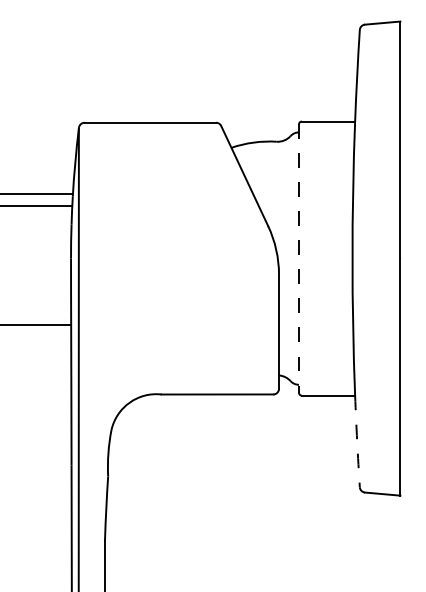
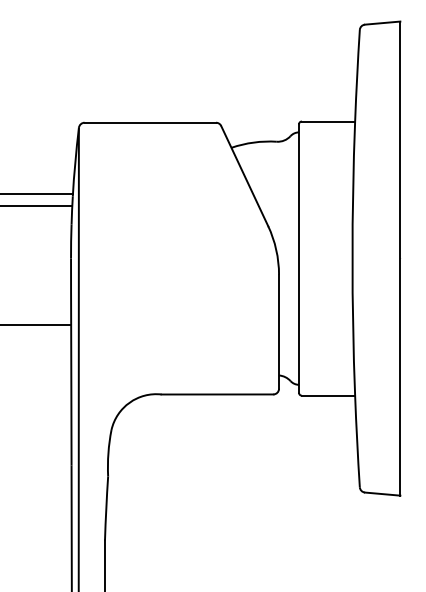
line: dashed -> solid (299, 259)
arc: dashed -> solid (357, 441)
